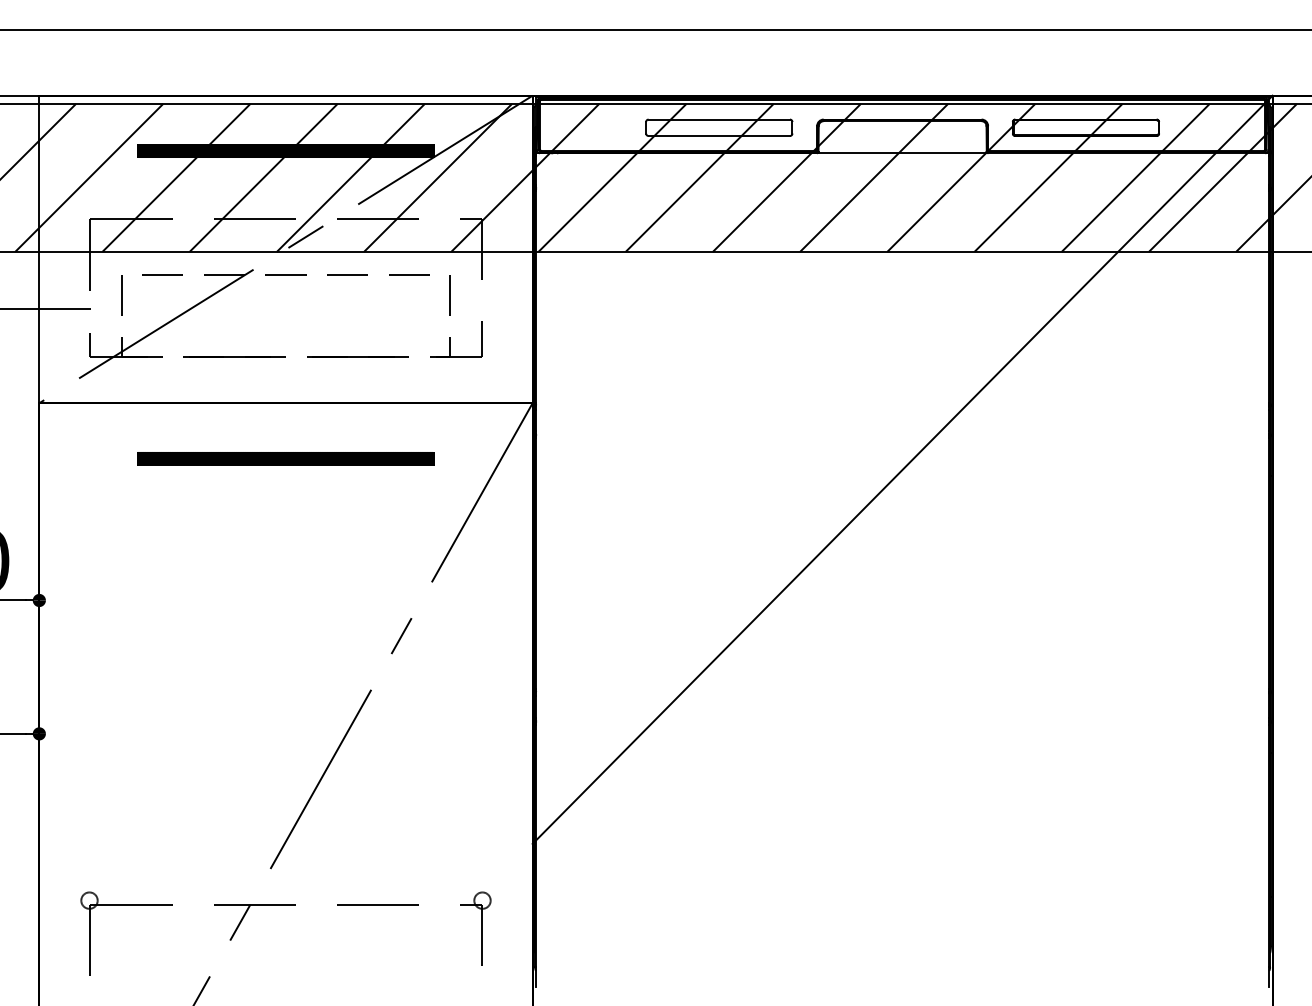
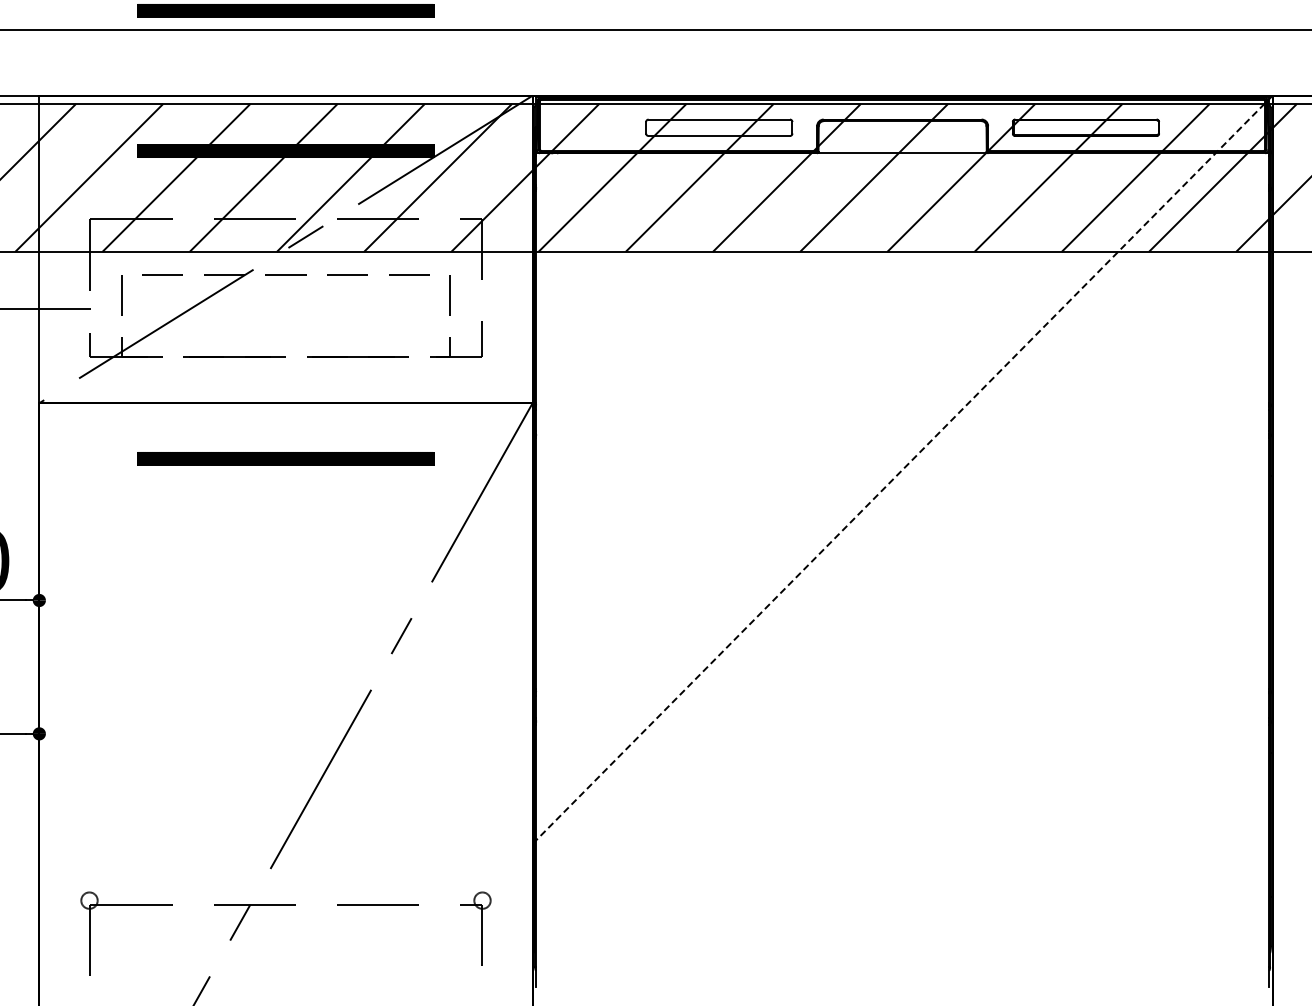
part: none -> present (285, 10)
line: solid -> dashed (902, 470)
